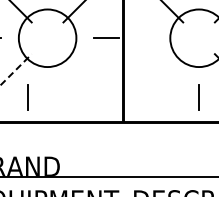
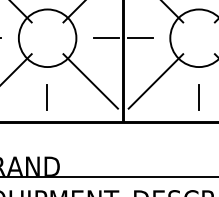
line: none -> present (139, 38)
line: dashed -> solid (16, 69)
line: none -> present (90, 81)
line: none -> present (155, 81)
line position: (27, 97) -> (46, 97) (46, 97)
